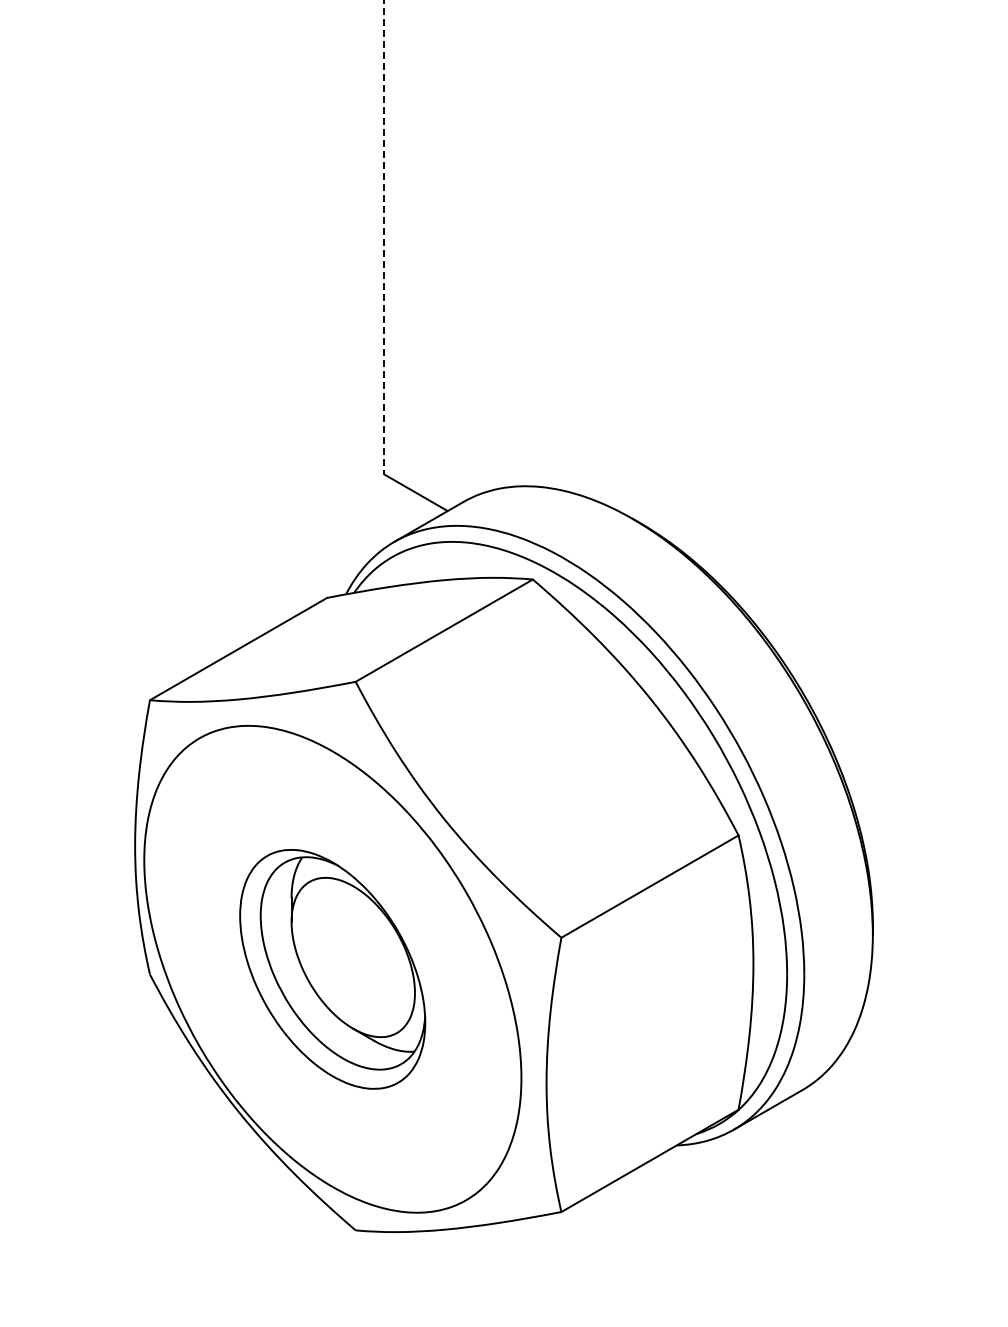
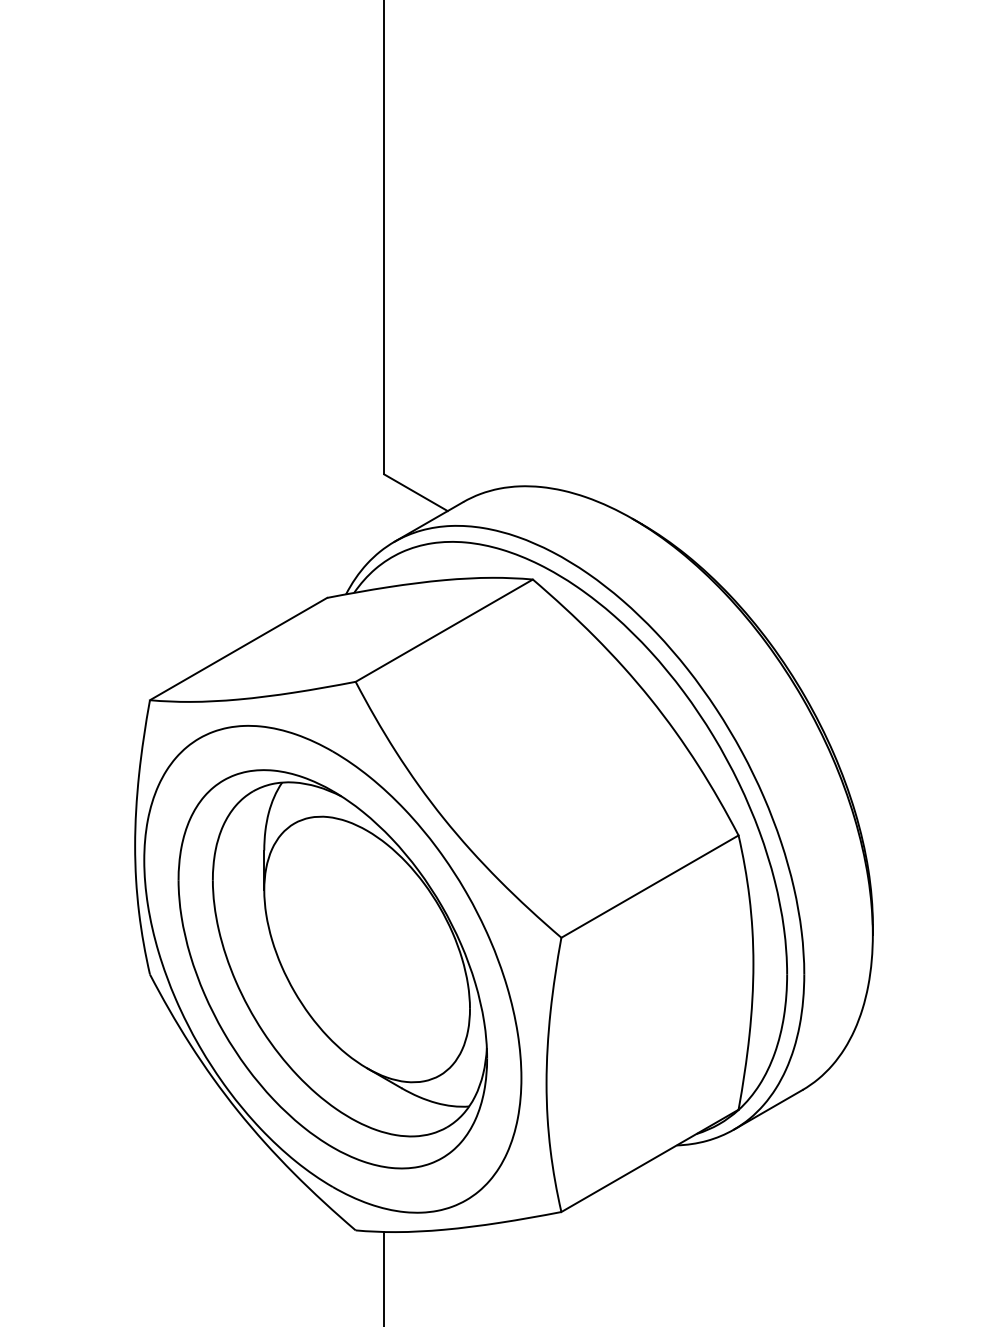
line: dashed -> solid (384, 237)
part size: 188x241 px -> 311x401 px (332, 969)
line: none -> present (384, 1277)
